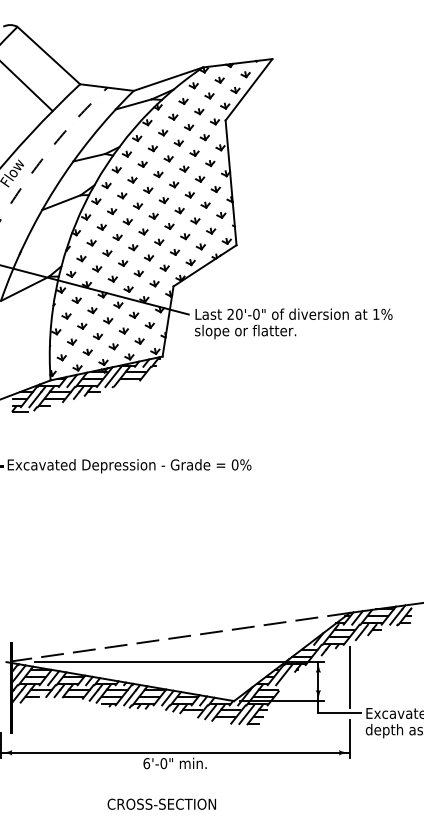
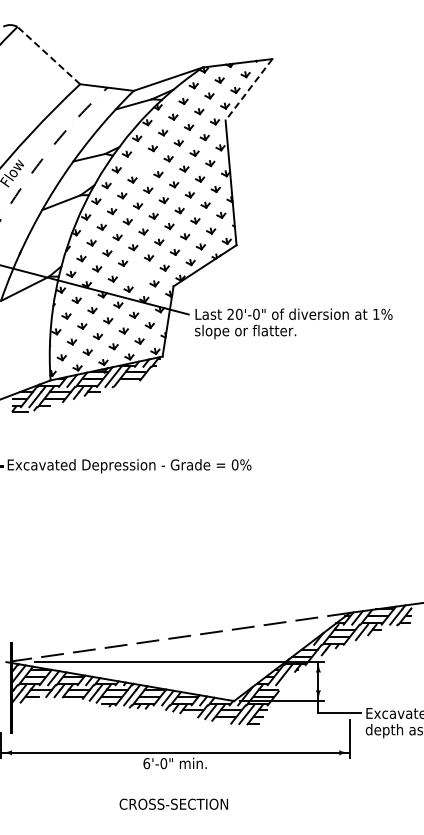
line: solid -> dashed (48, 55)
line: present -> none (27, 87)
line: solid -> dashed (249, 89)
part: present -> none (142, 164)
part: present -> none (138, 273)
line: present -> none (349, 677)
text position: (161, 803) -> (173, 803) (173, 803)
